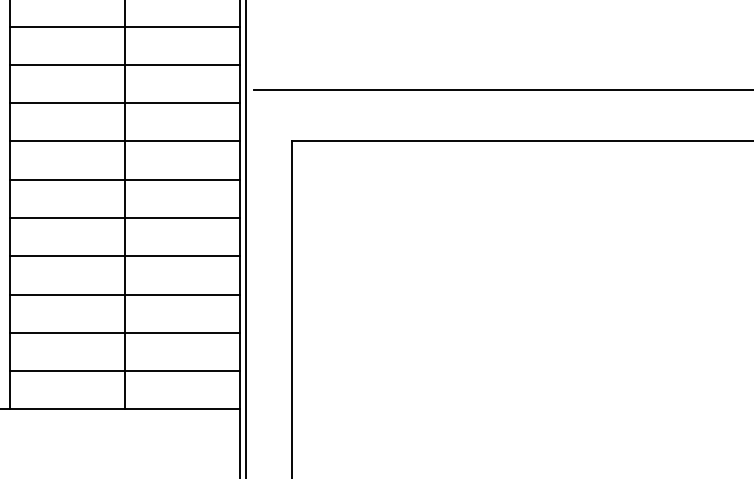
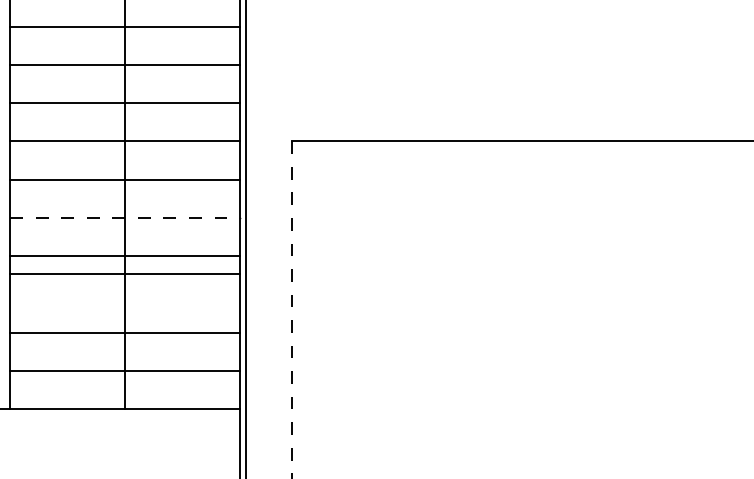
line: present -> none (502, 90)
line: solid -> dashed (125, 218)
line position: (125, 294) -> (125, 273) (125, 273)
line: solid -> dashed (292, 309)
